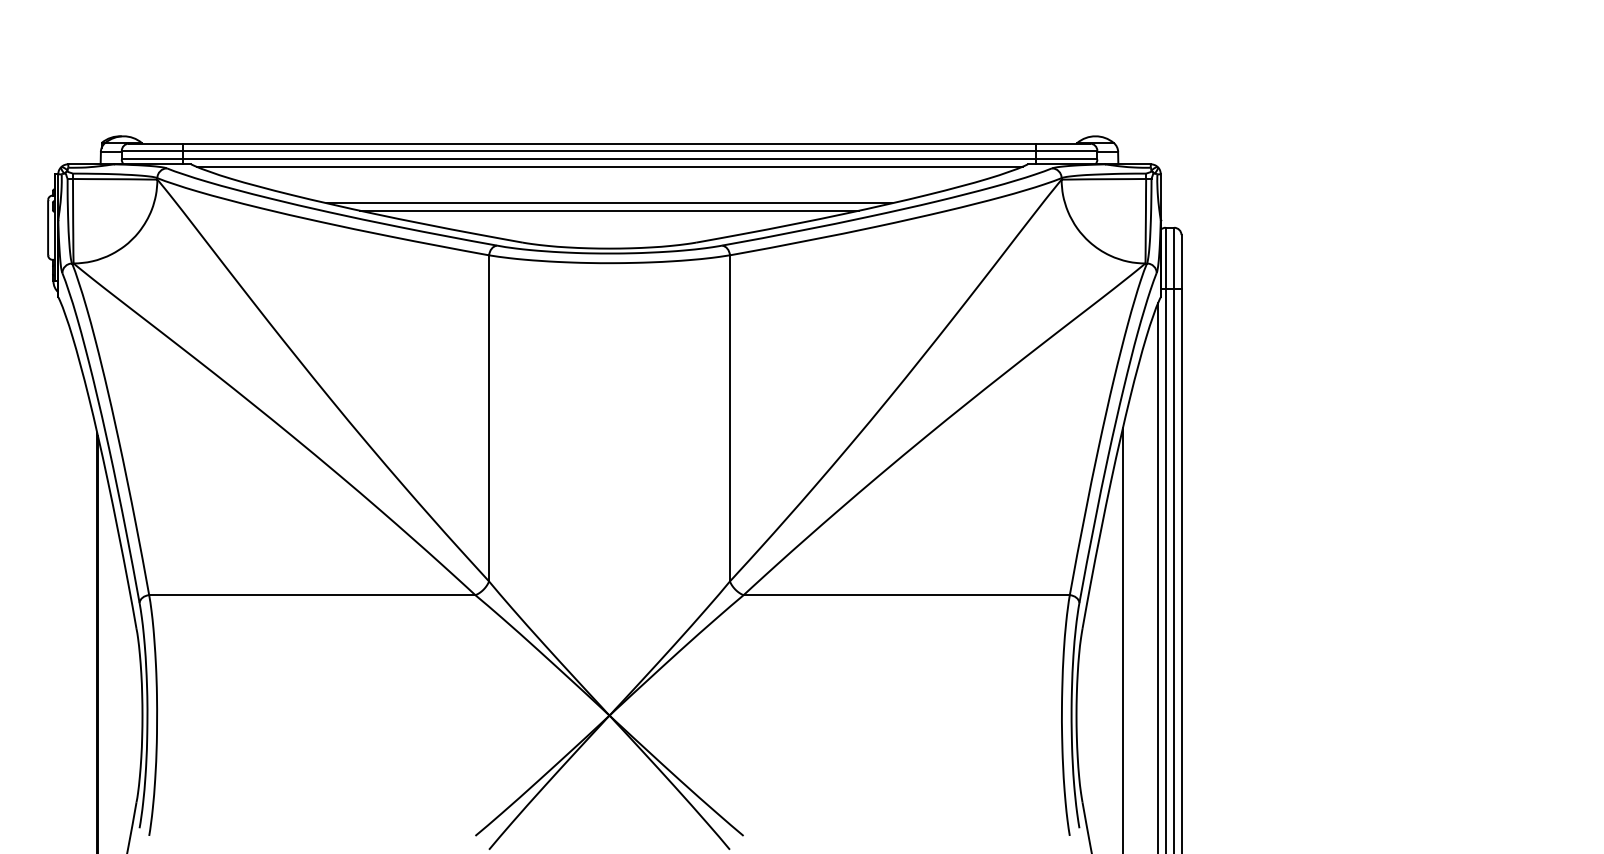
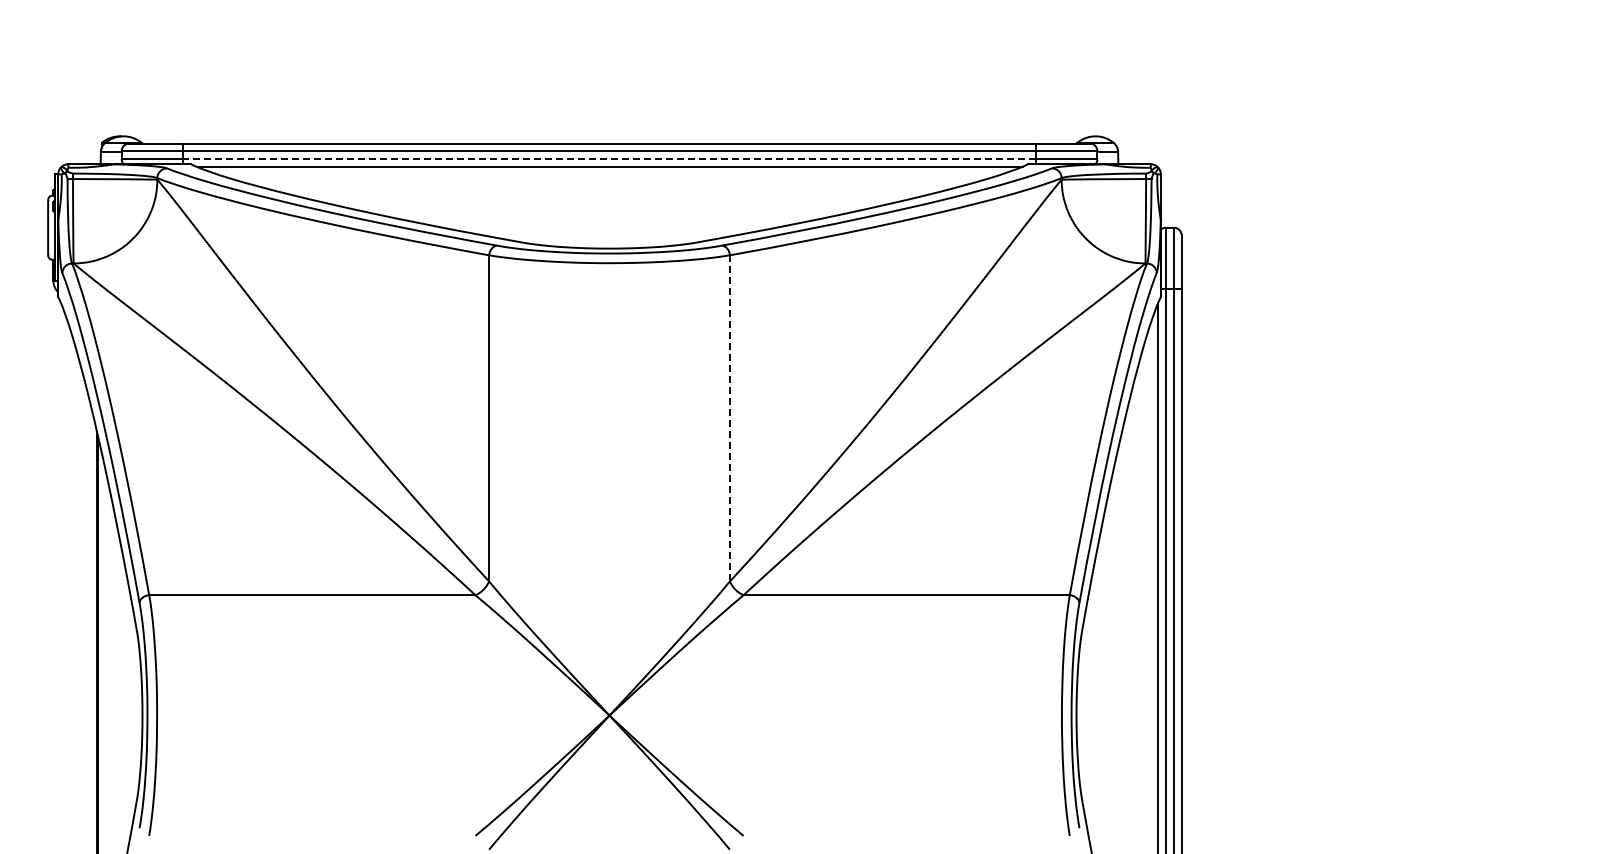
line: solid -> dashed (609, 159)
line: present -> none (609, 203)
line: present -> none (609, 210)
line: solid -> dashed (729, 417)
line: present -> none (1122, 638)
